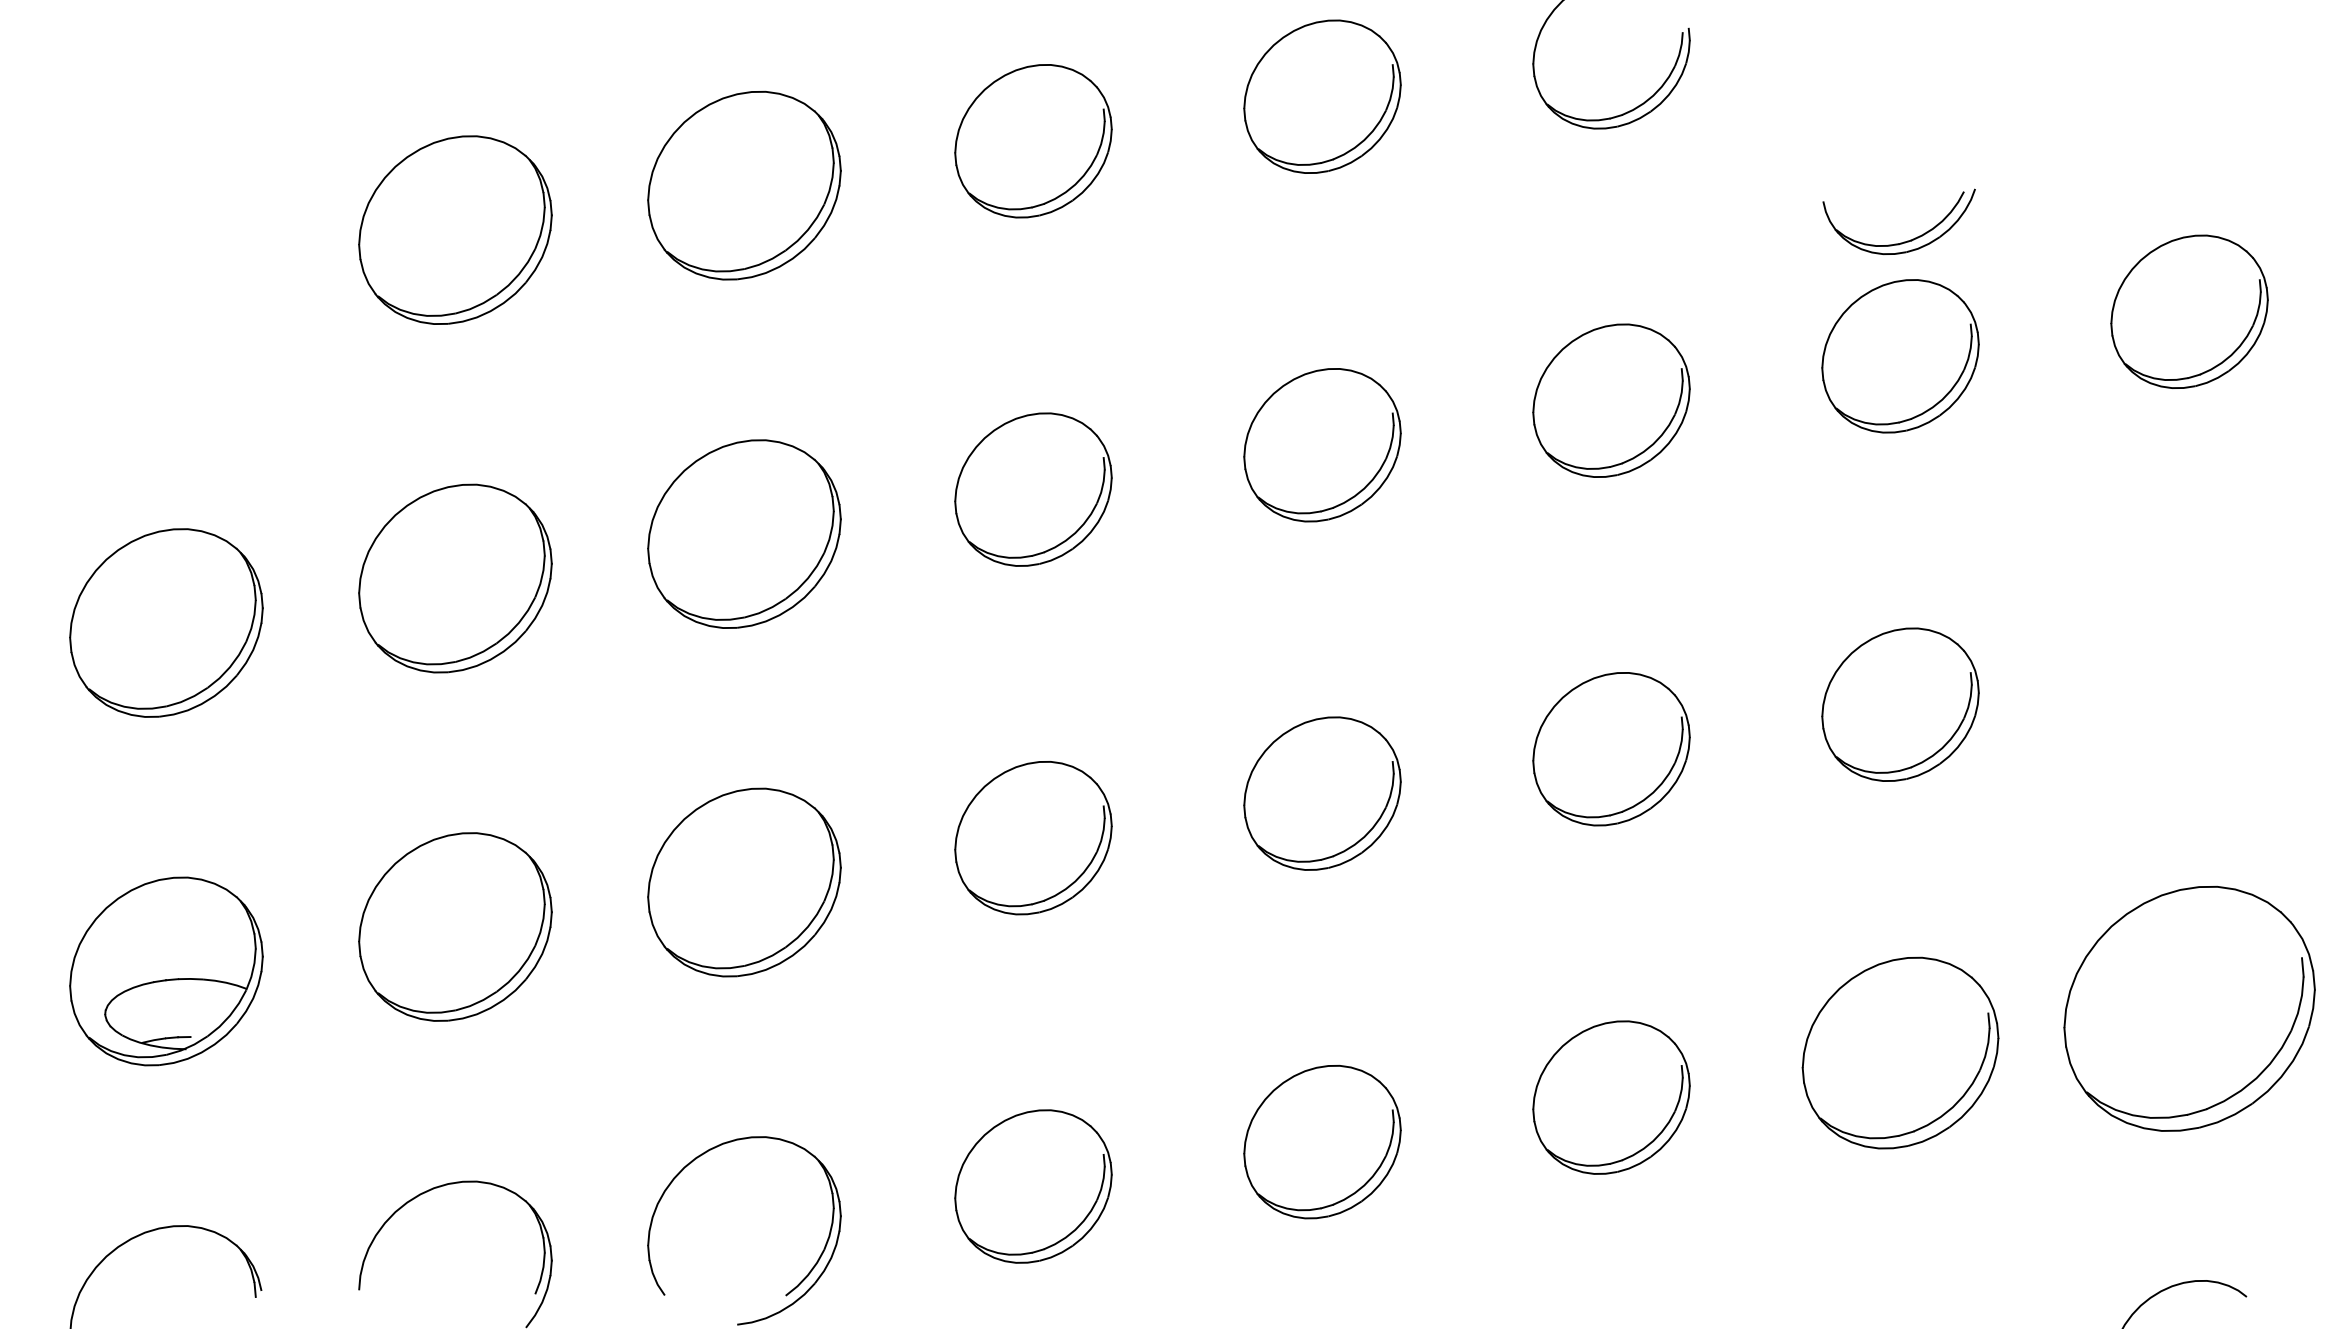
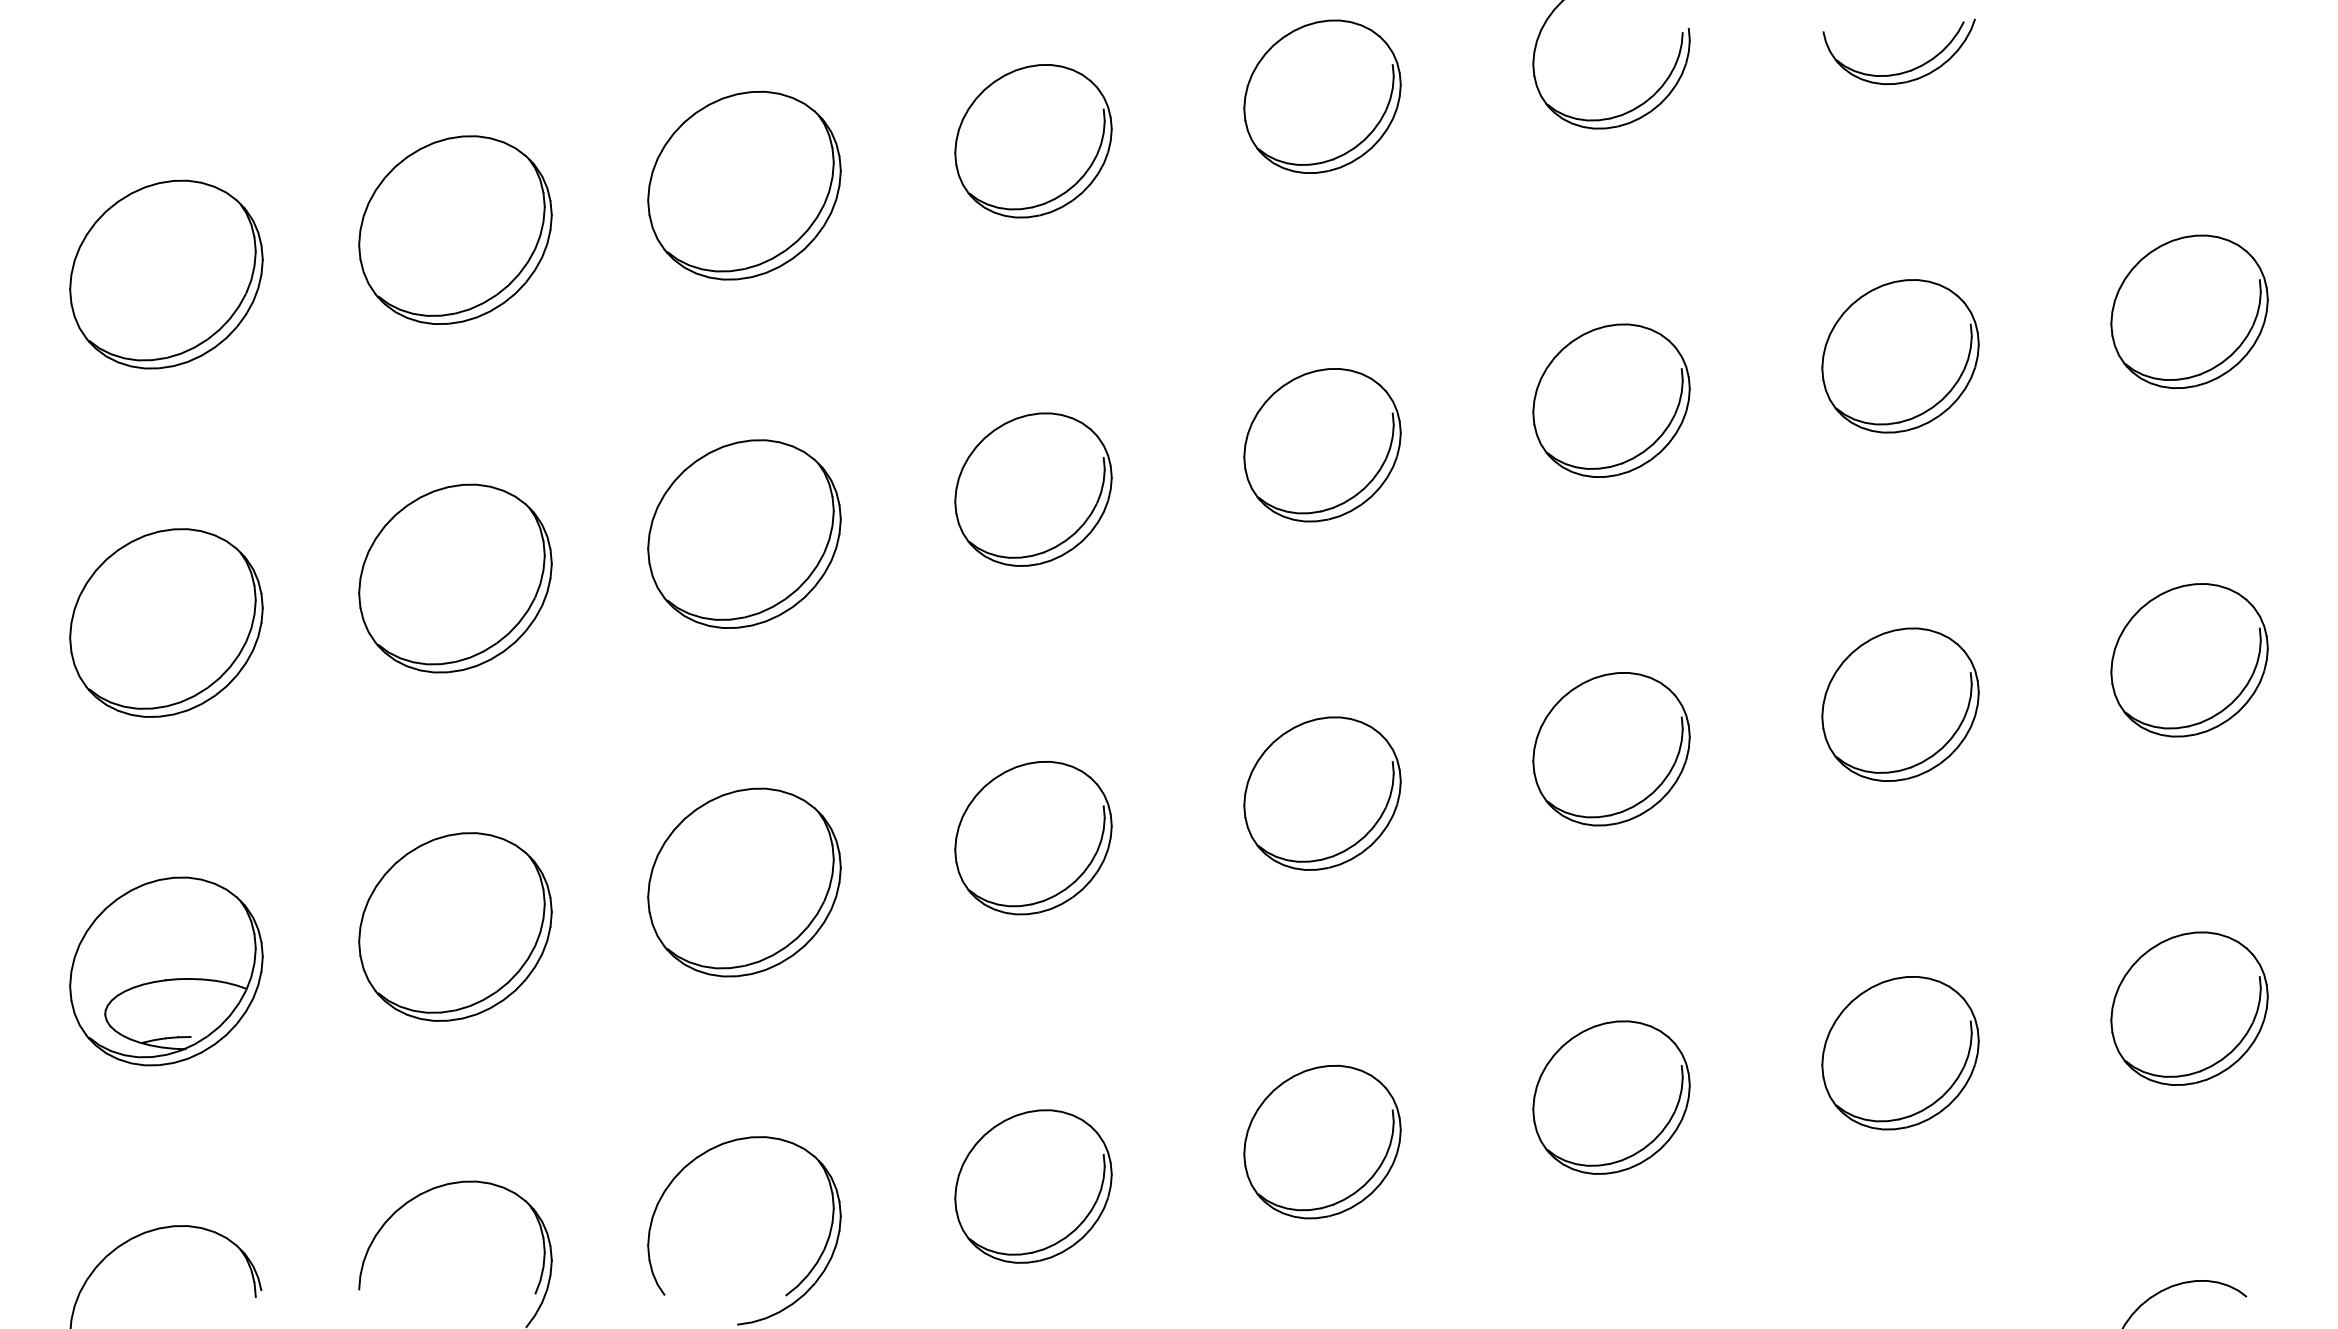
part position: (1903, 241) -> (1903, 71) (1903, 71)
part: none -> present (166, 274)
part: none -> present (2189, 660)
part size: 253x247 px -> 159x155 px (2189, 1008)
part size: 199x194 px -> 159x155 px (1900, 1053)
